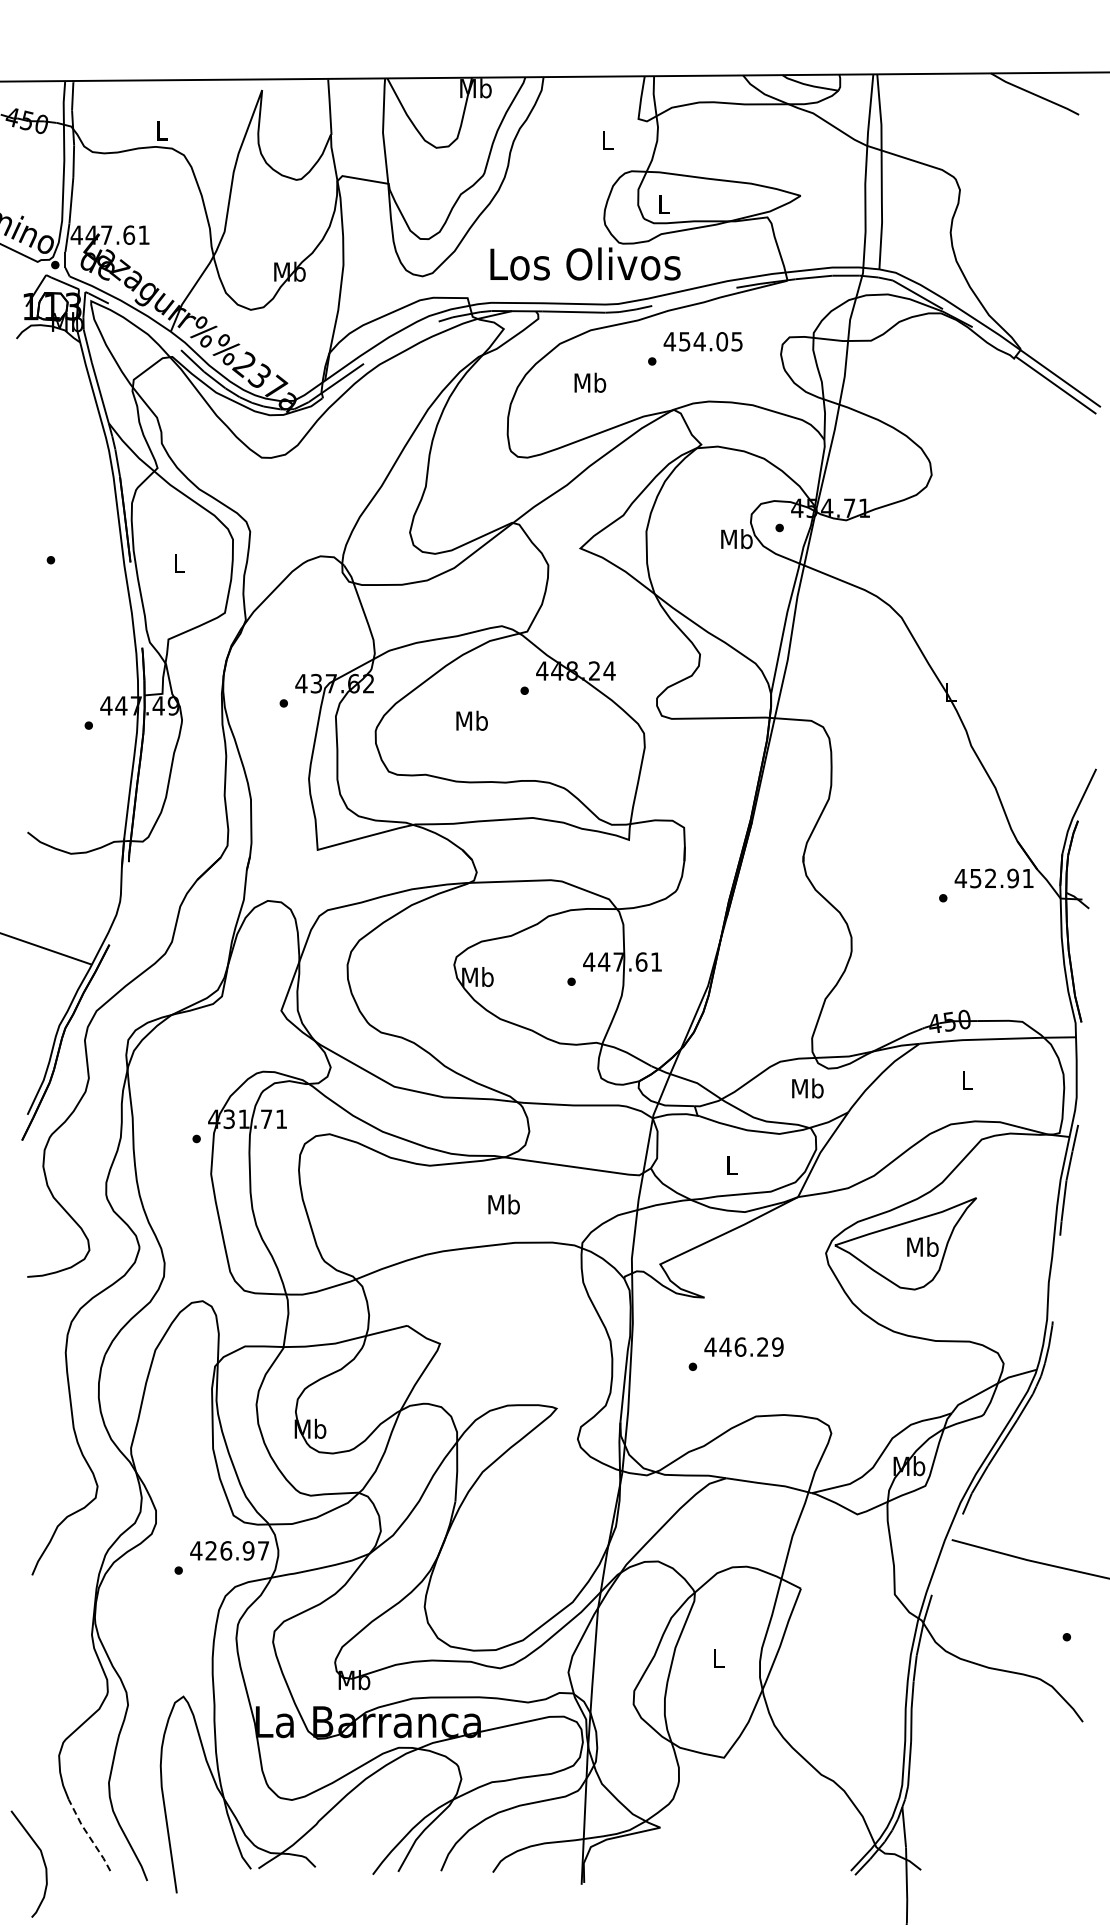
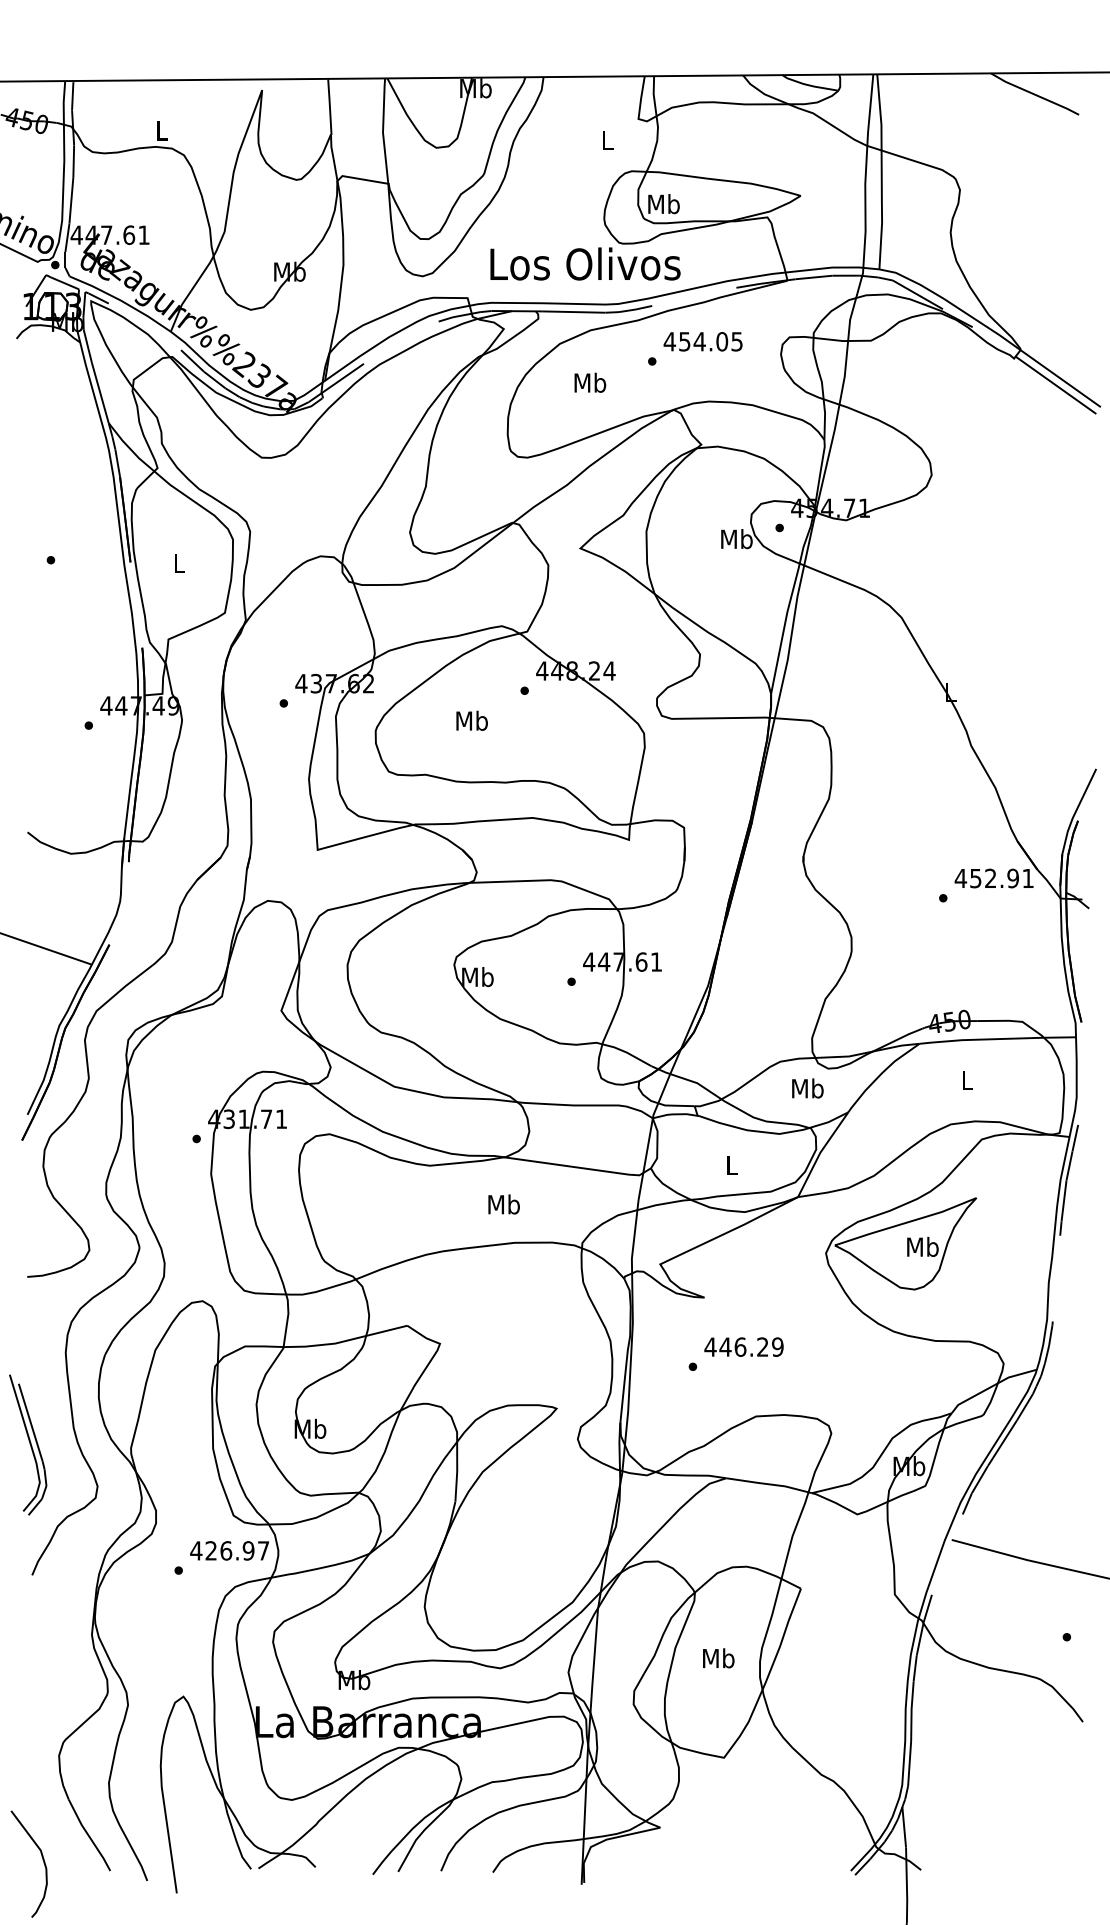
text: L -> Mb (663, 204)
part: none -> present (28, 1444)
text: L -> Mb (718, 1658)
line: dashed -> solid (88, 1835)
